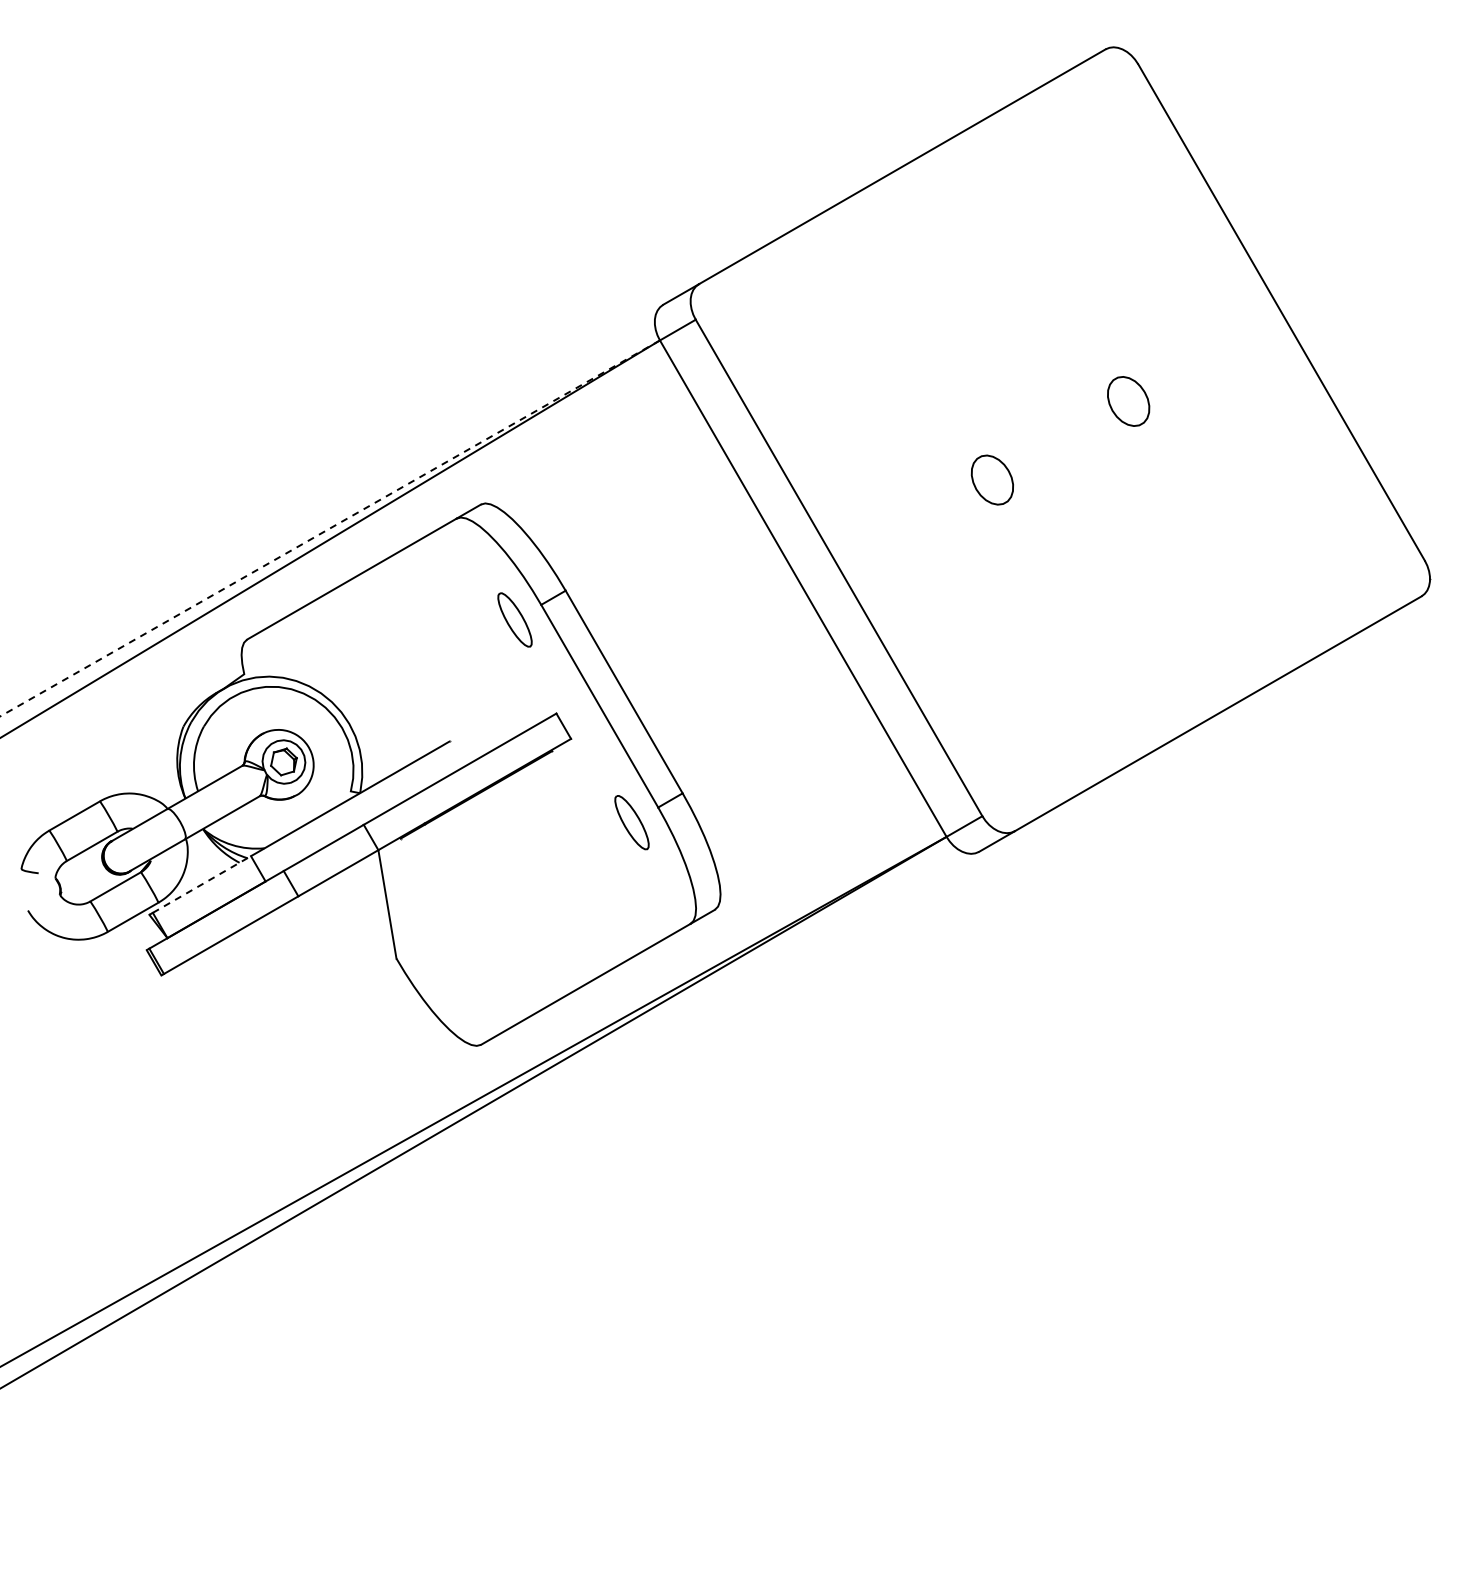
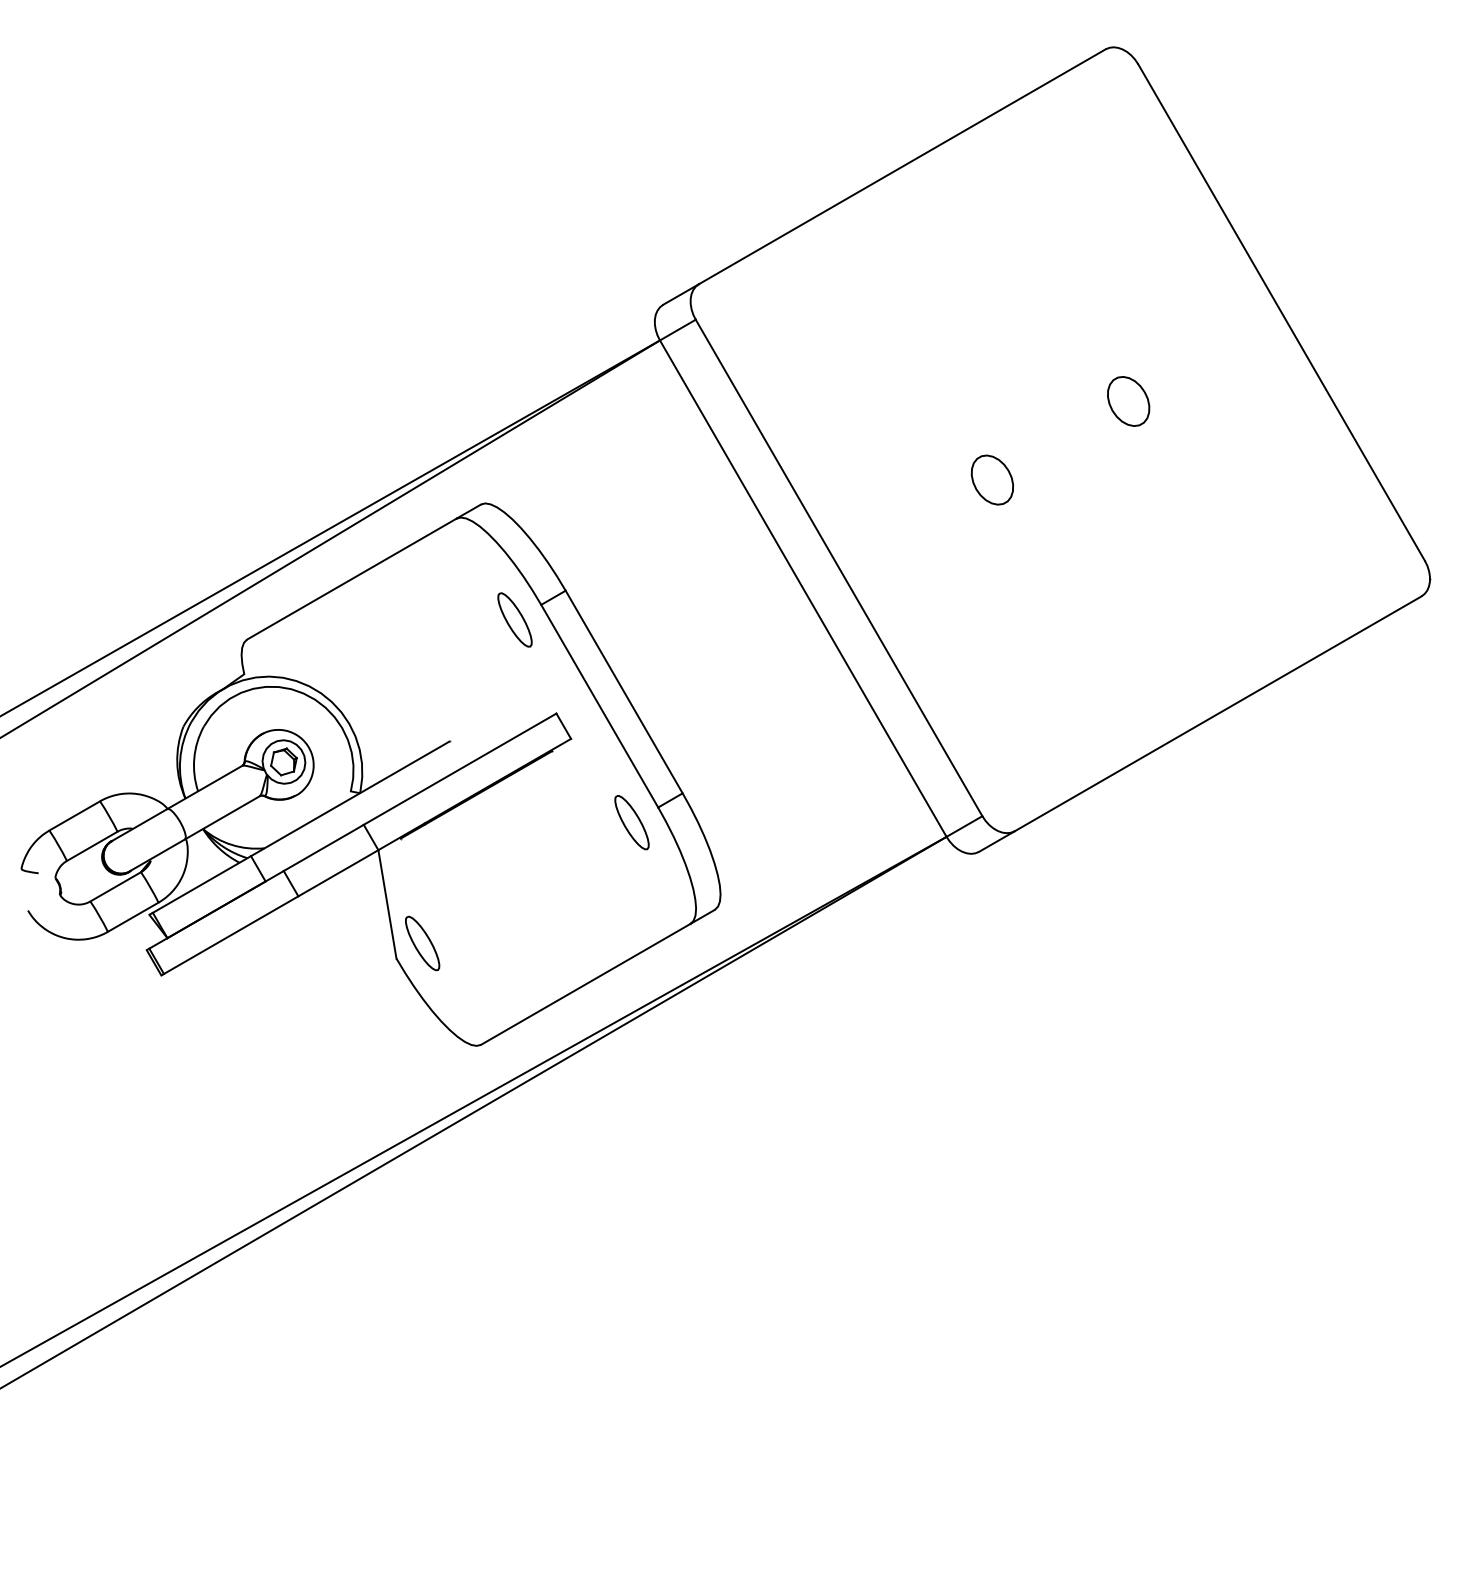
line: dashed -> solid (330, 528)
line: dashed -> solid (201, 884)
part: none -> present (422, 943)
